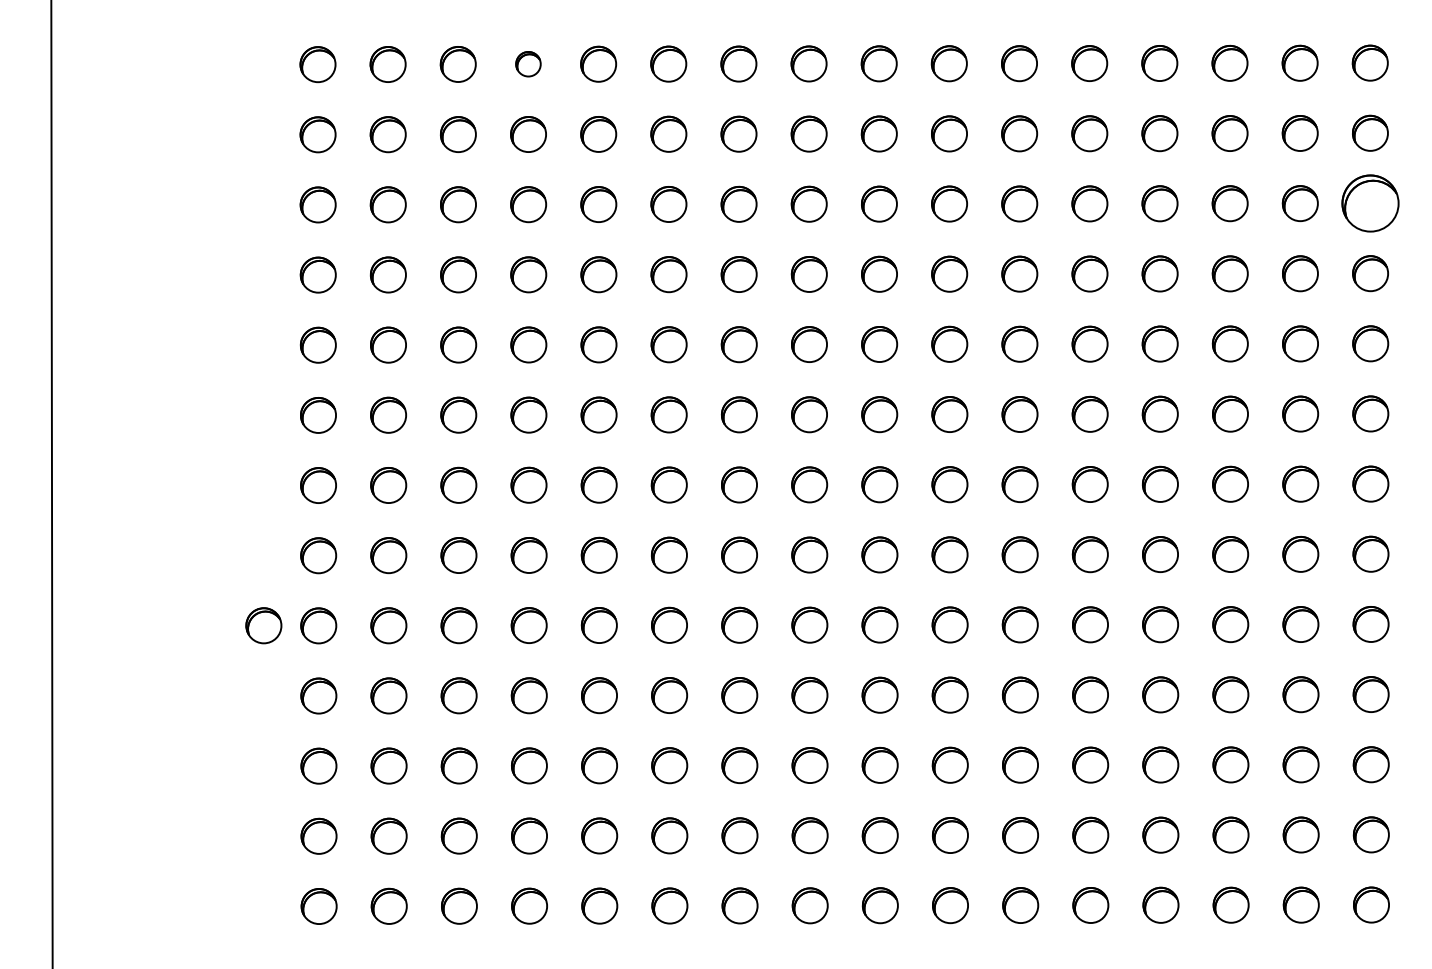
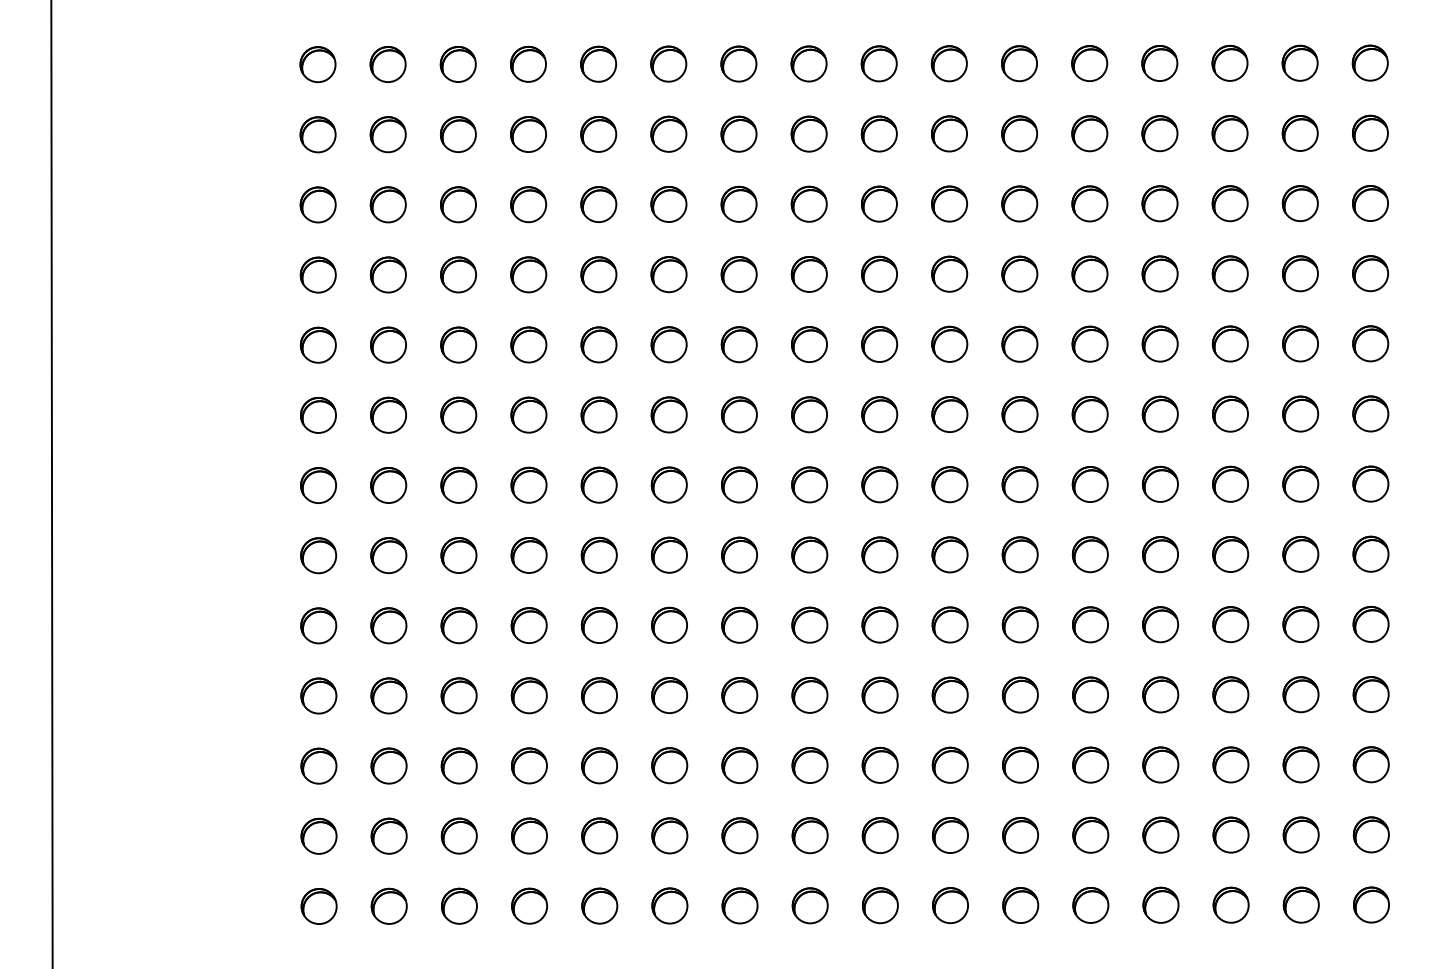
part size: 27x27 px -> 37x38 px (528, 63)
part size: 59x59 px -> 37x37 px (1370, 203)
part: present -> none (263, 625)
